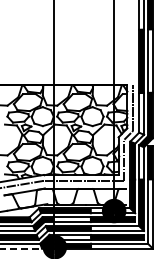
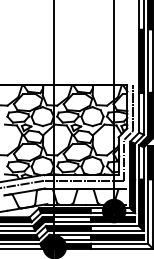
line: dashed -> solid (21, 248)
